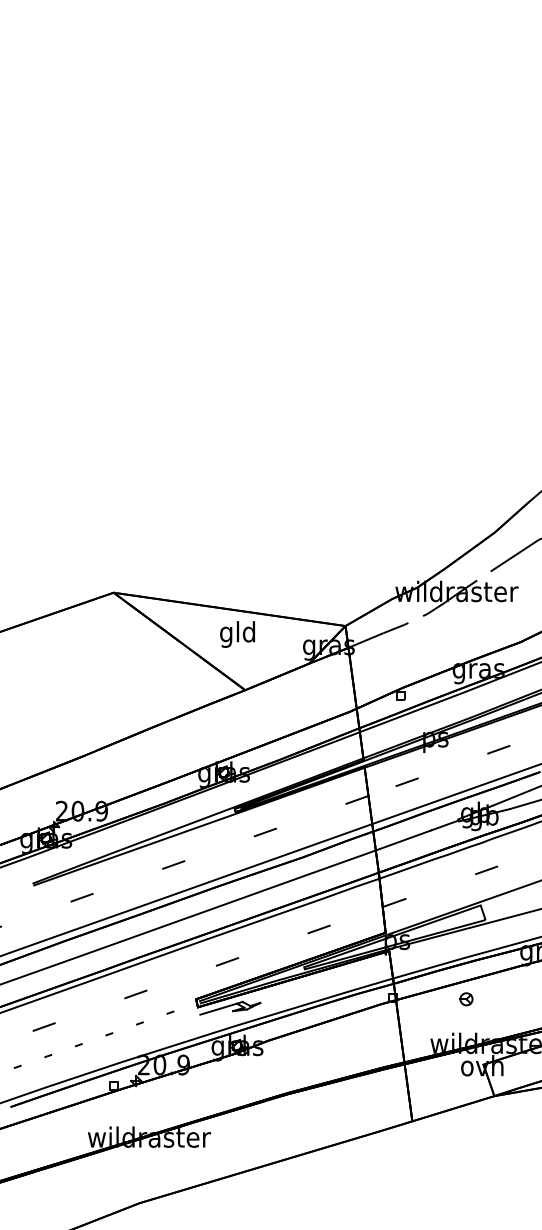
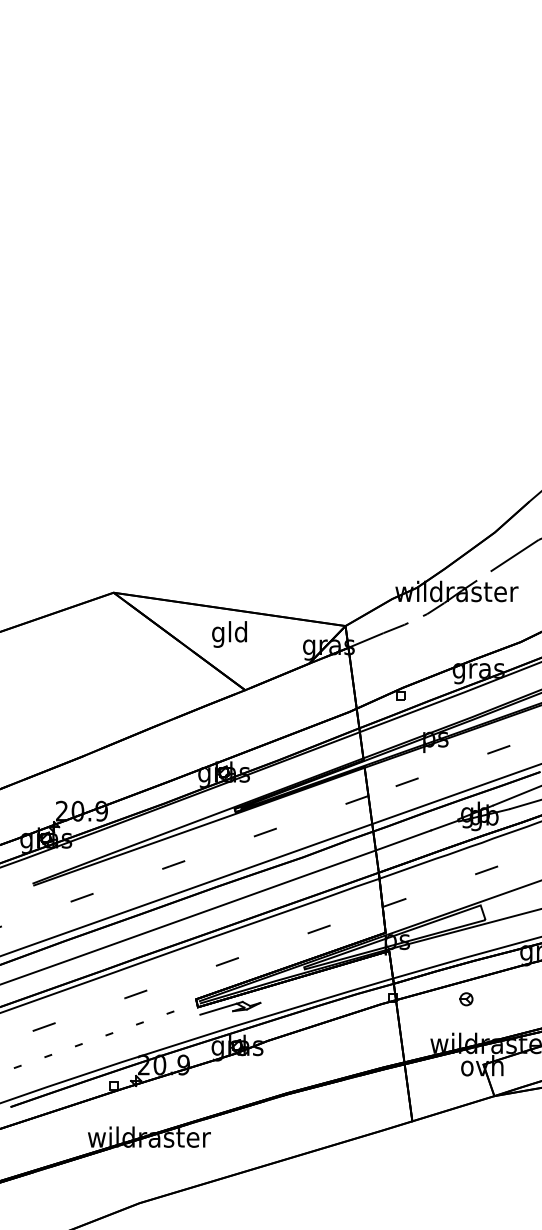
text position: (237, 634) -> (229, 634) (229, 634)
